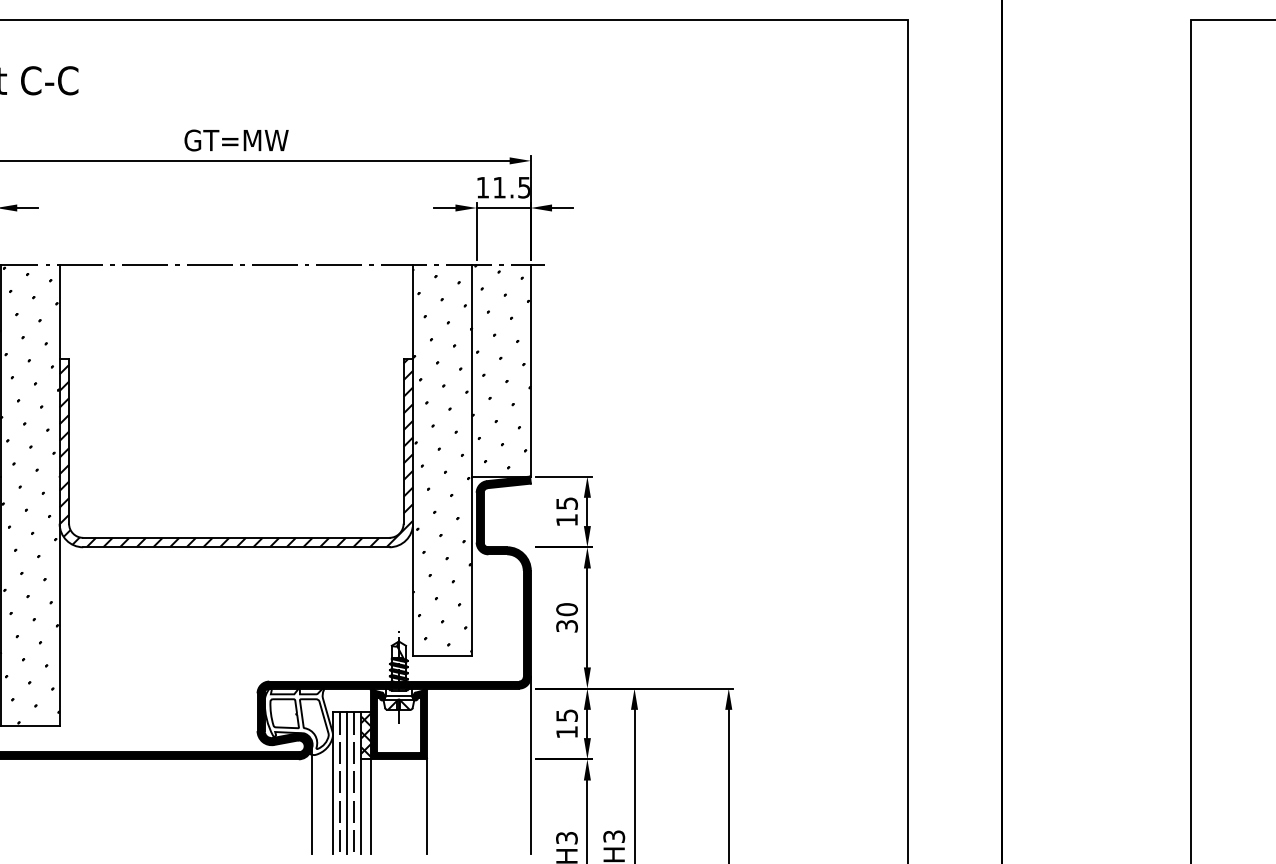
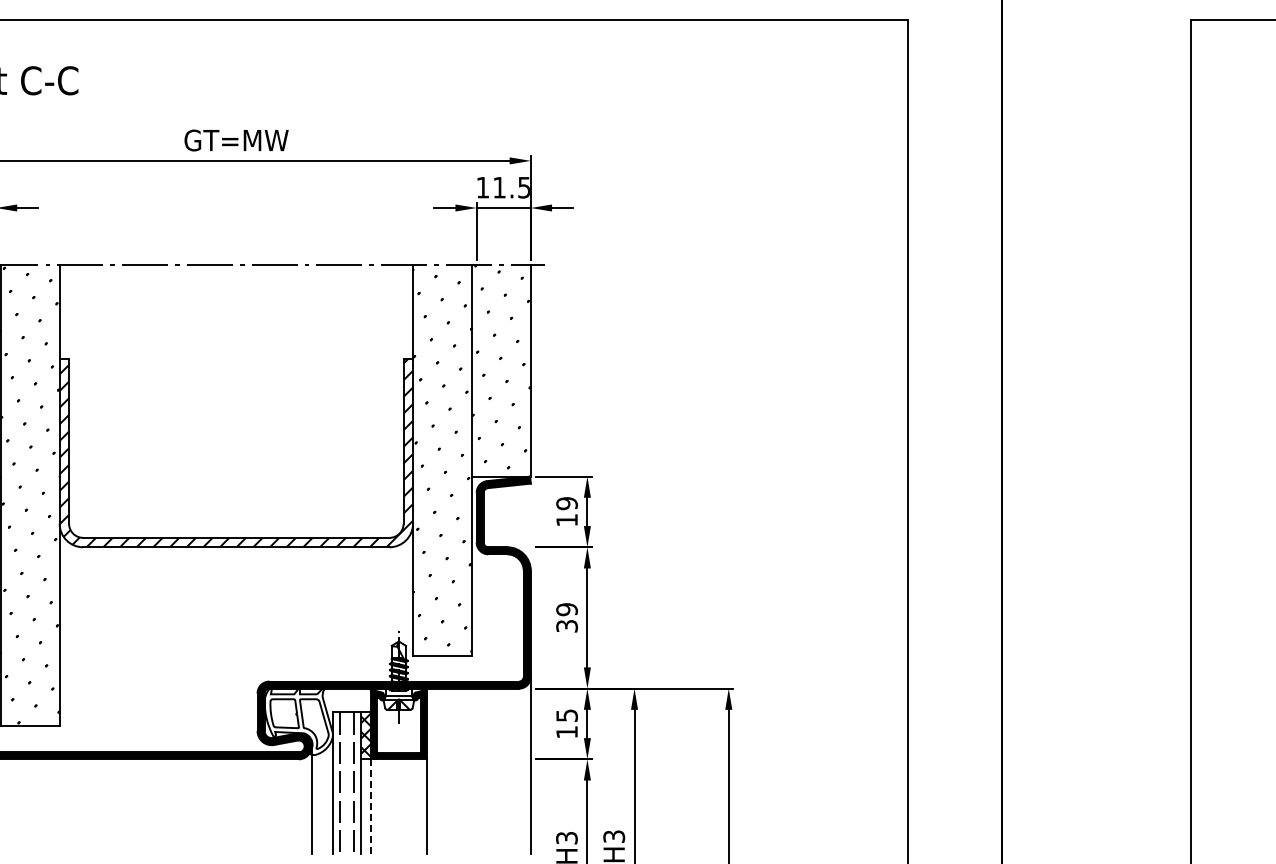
text: 15 -> 19 (566, 503)
text: 30 -> 39 (566, 609)
line: present -> none (347, 782)
line: solid -> dashed (370, 806)
